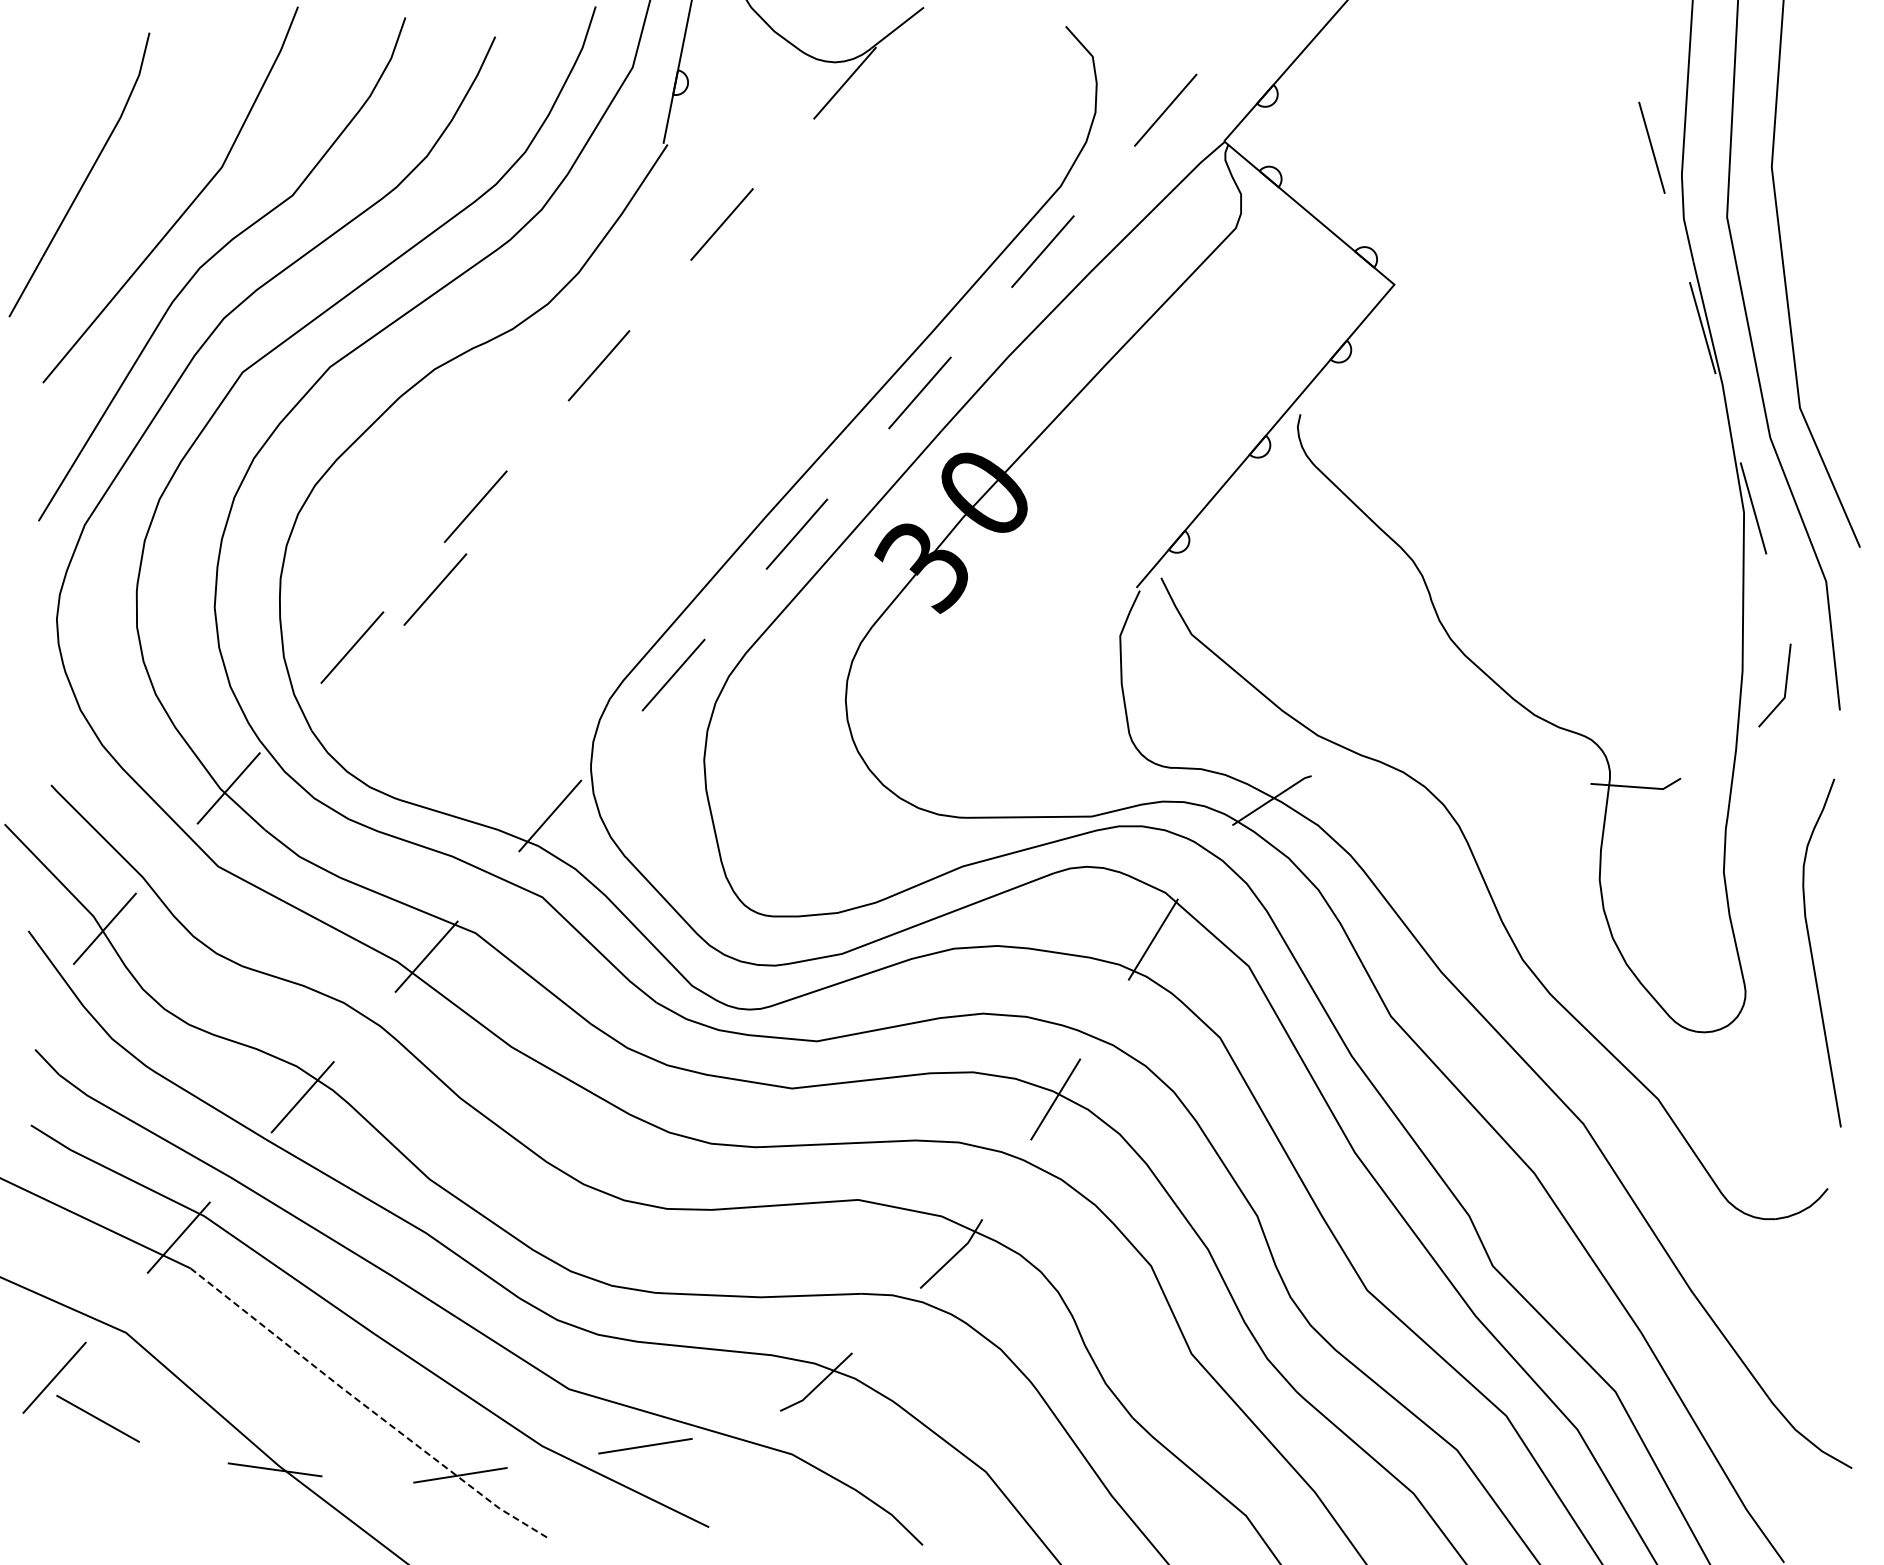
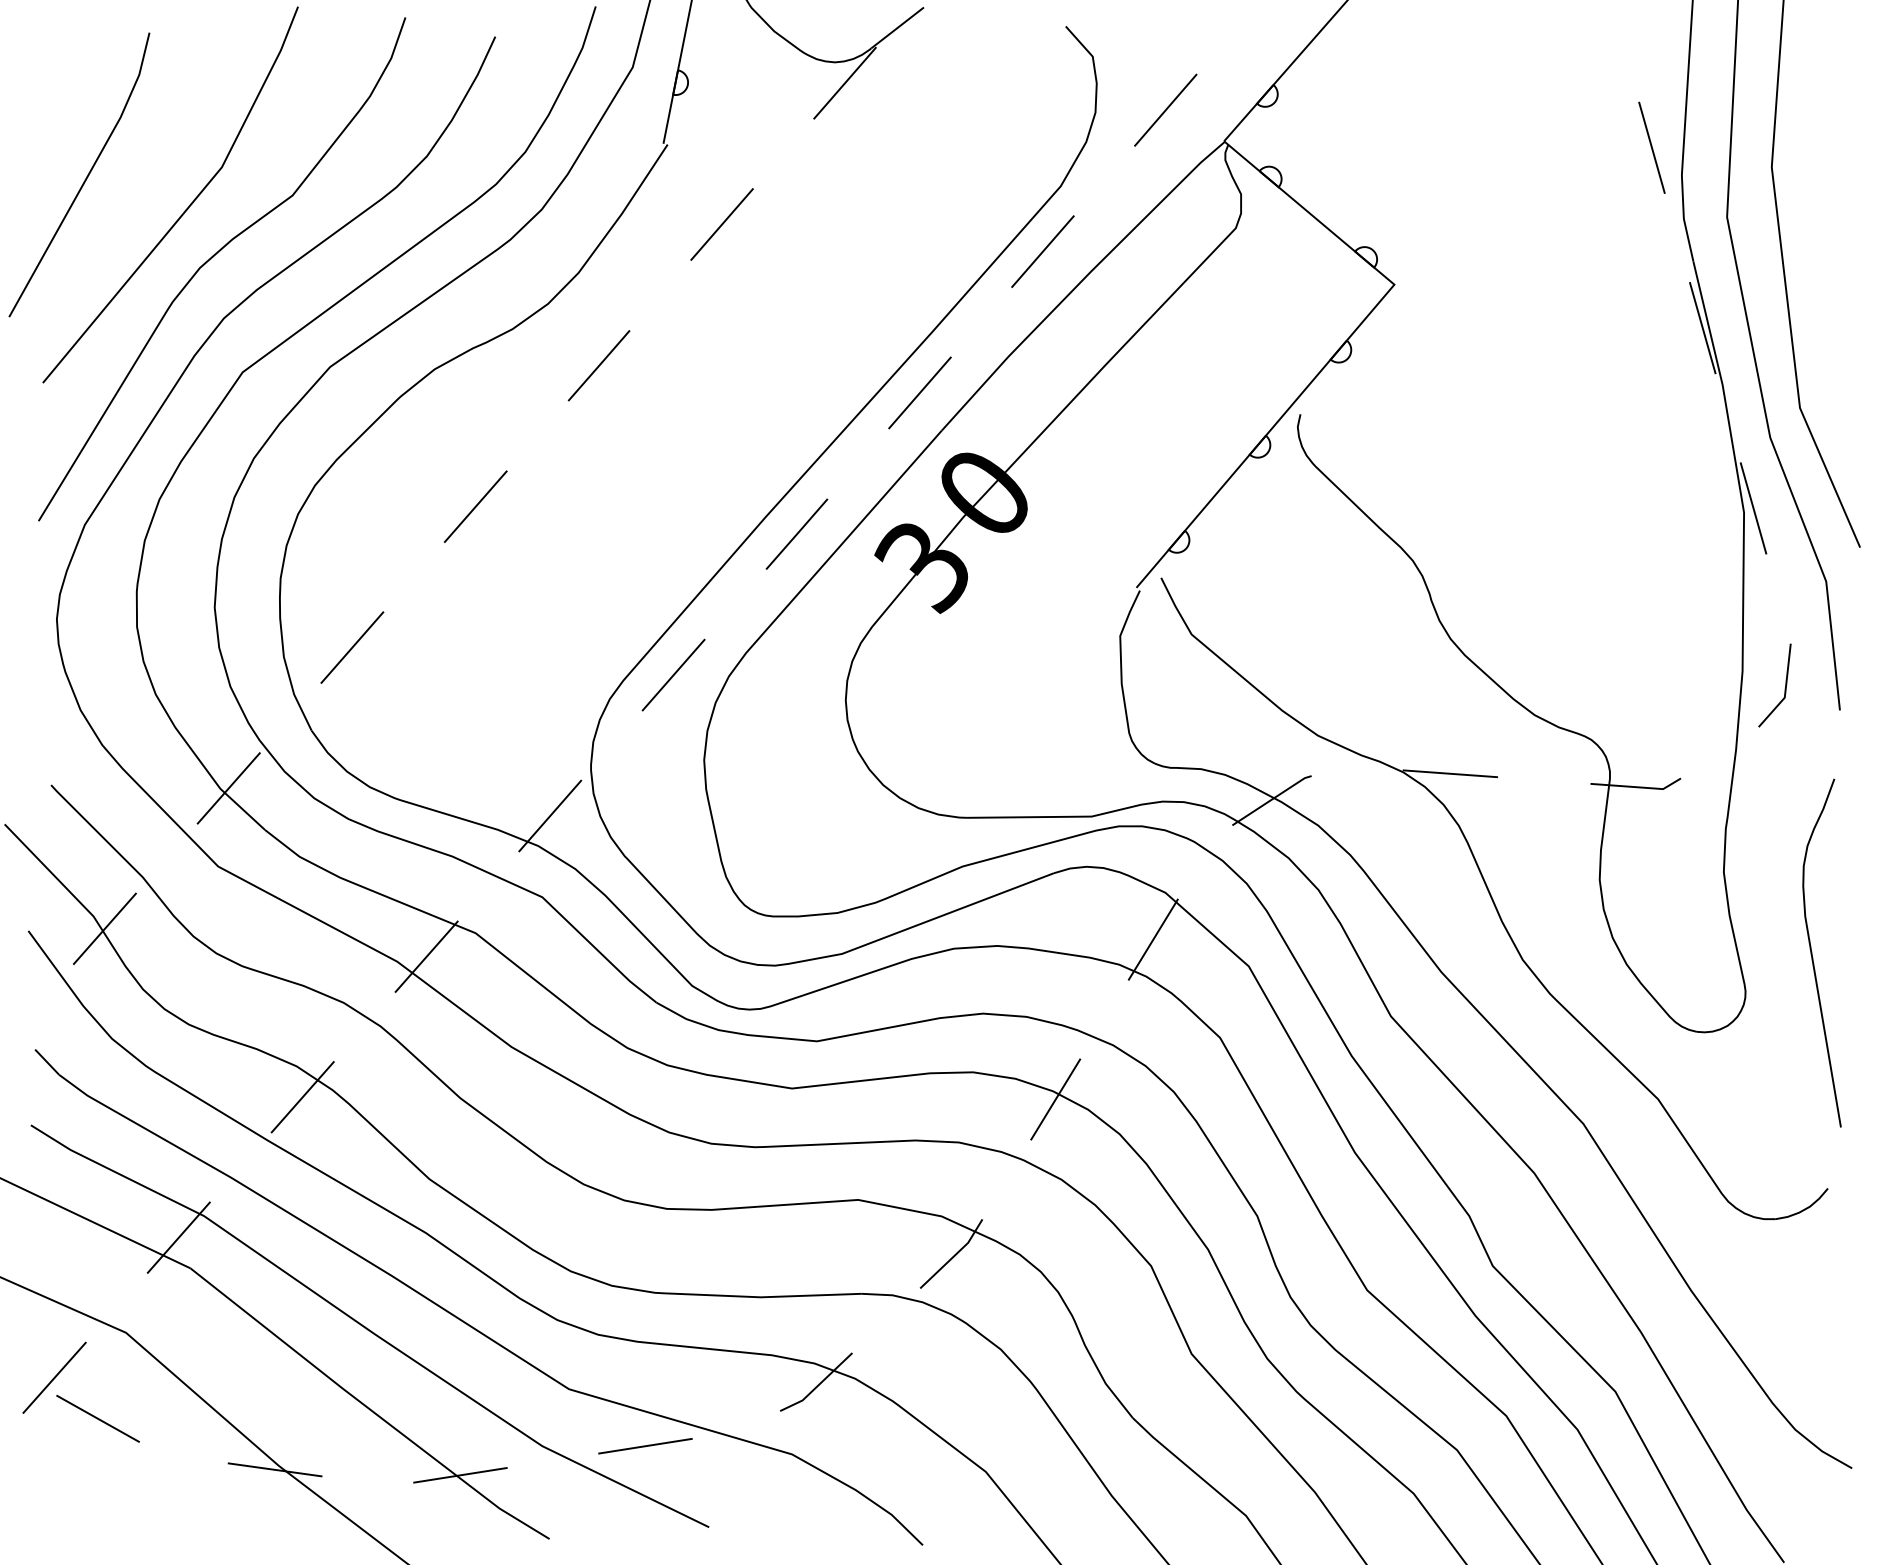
line: present -> none (435, 589)
line: none -> present (1450, 773)
line: dashed -> solid (367, 1407)
